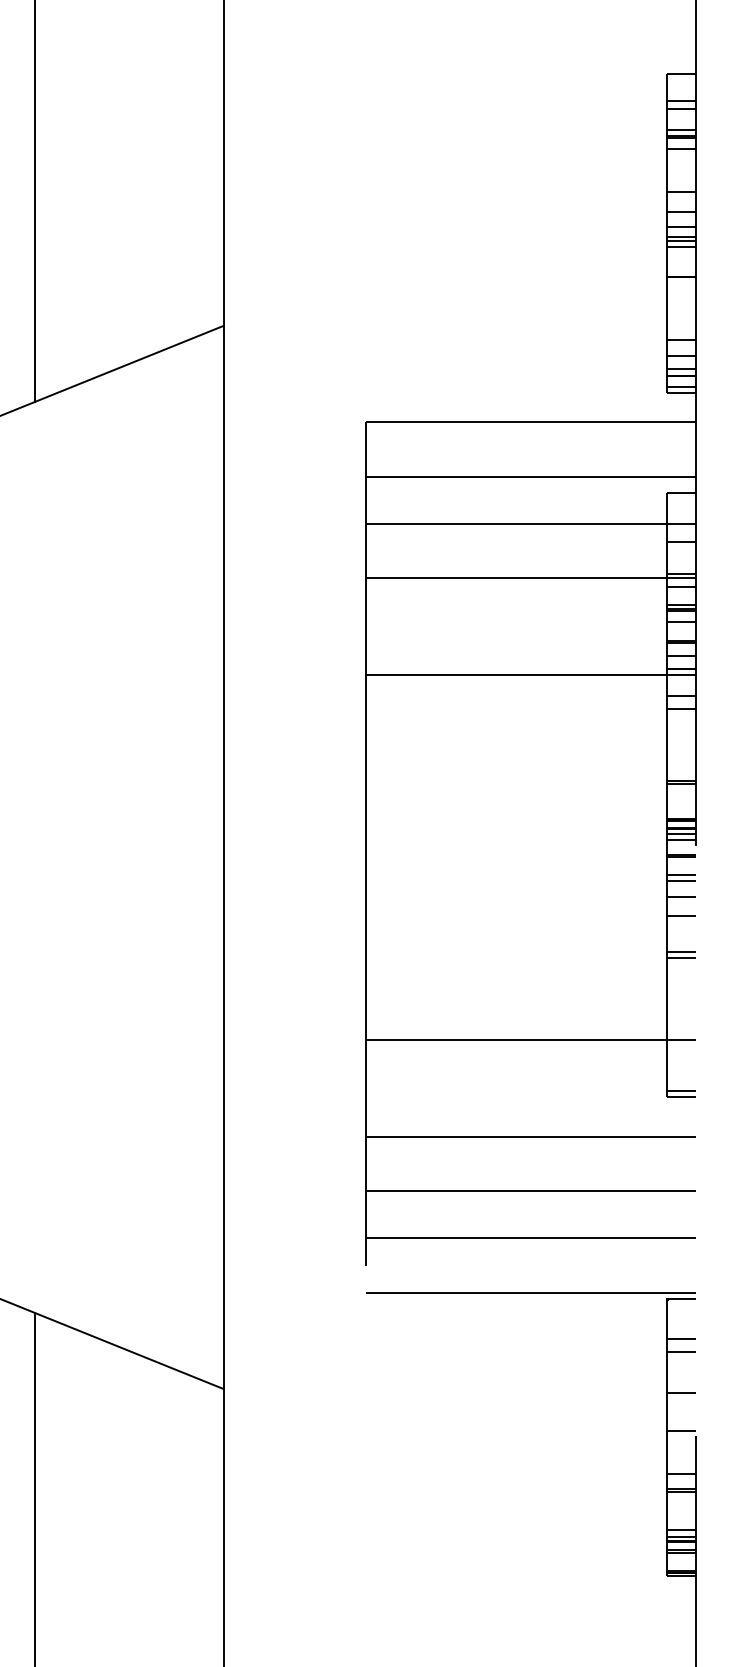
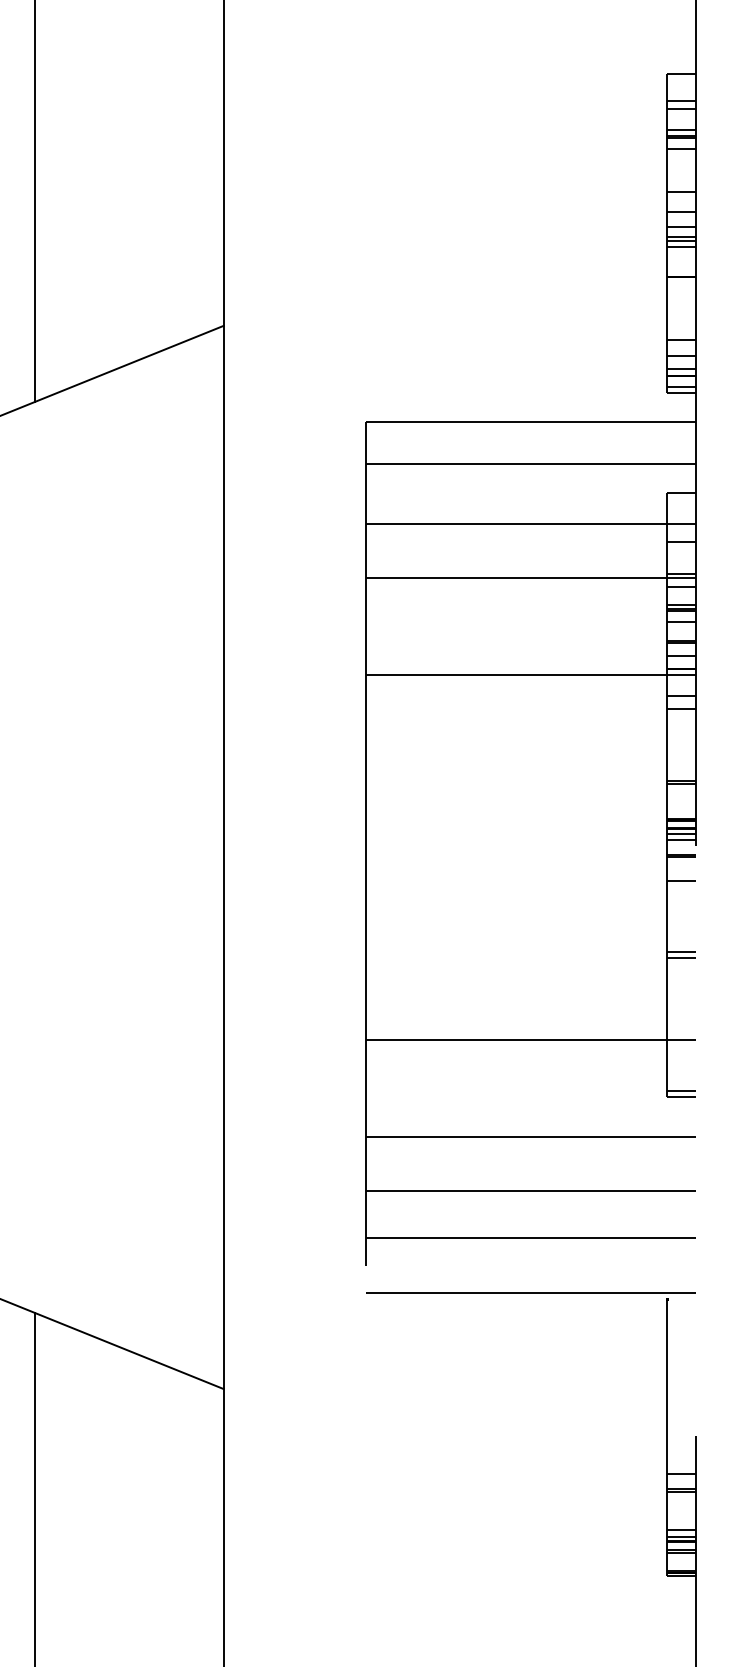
line position: (530, 477) -> (530, 464) (530, 464)
line: present -> none (681, 874)
line: present -> none (681, 897)
line: present -> none (681, 915)
line: present -> none (681, 1299)
line: present -> none (681, 1339)
line: present -> none (681, 1352)
line: present -> none (681, 1393)
line: present -> none (681, 1431)
